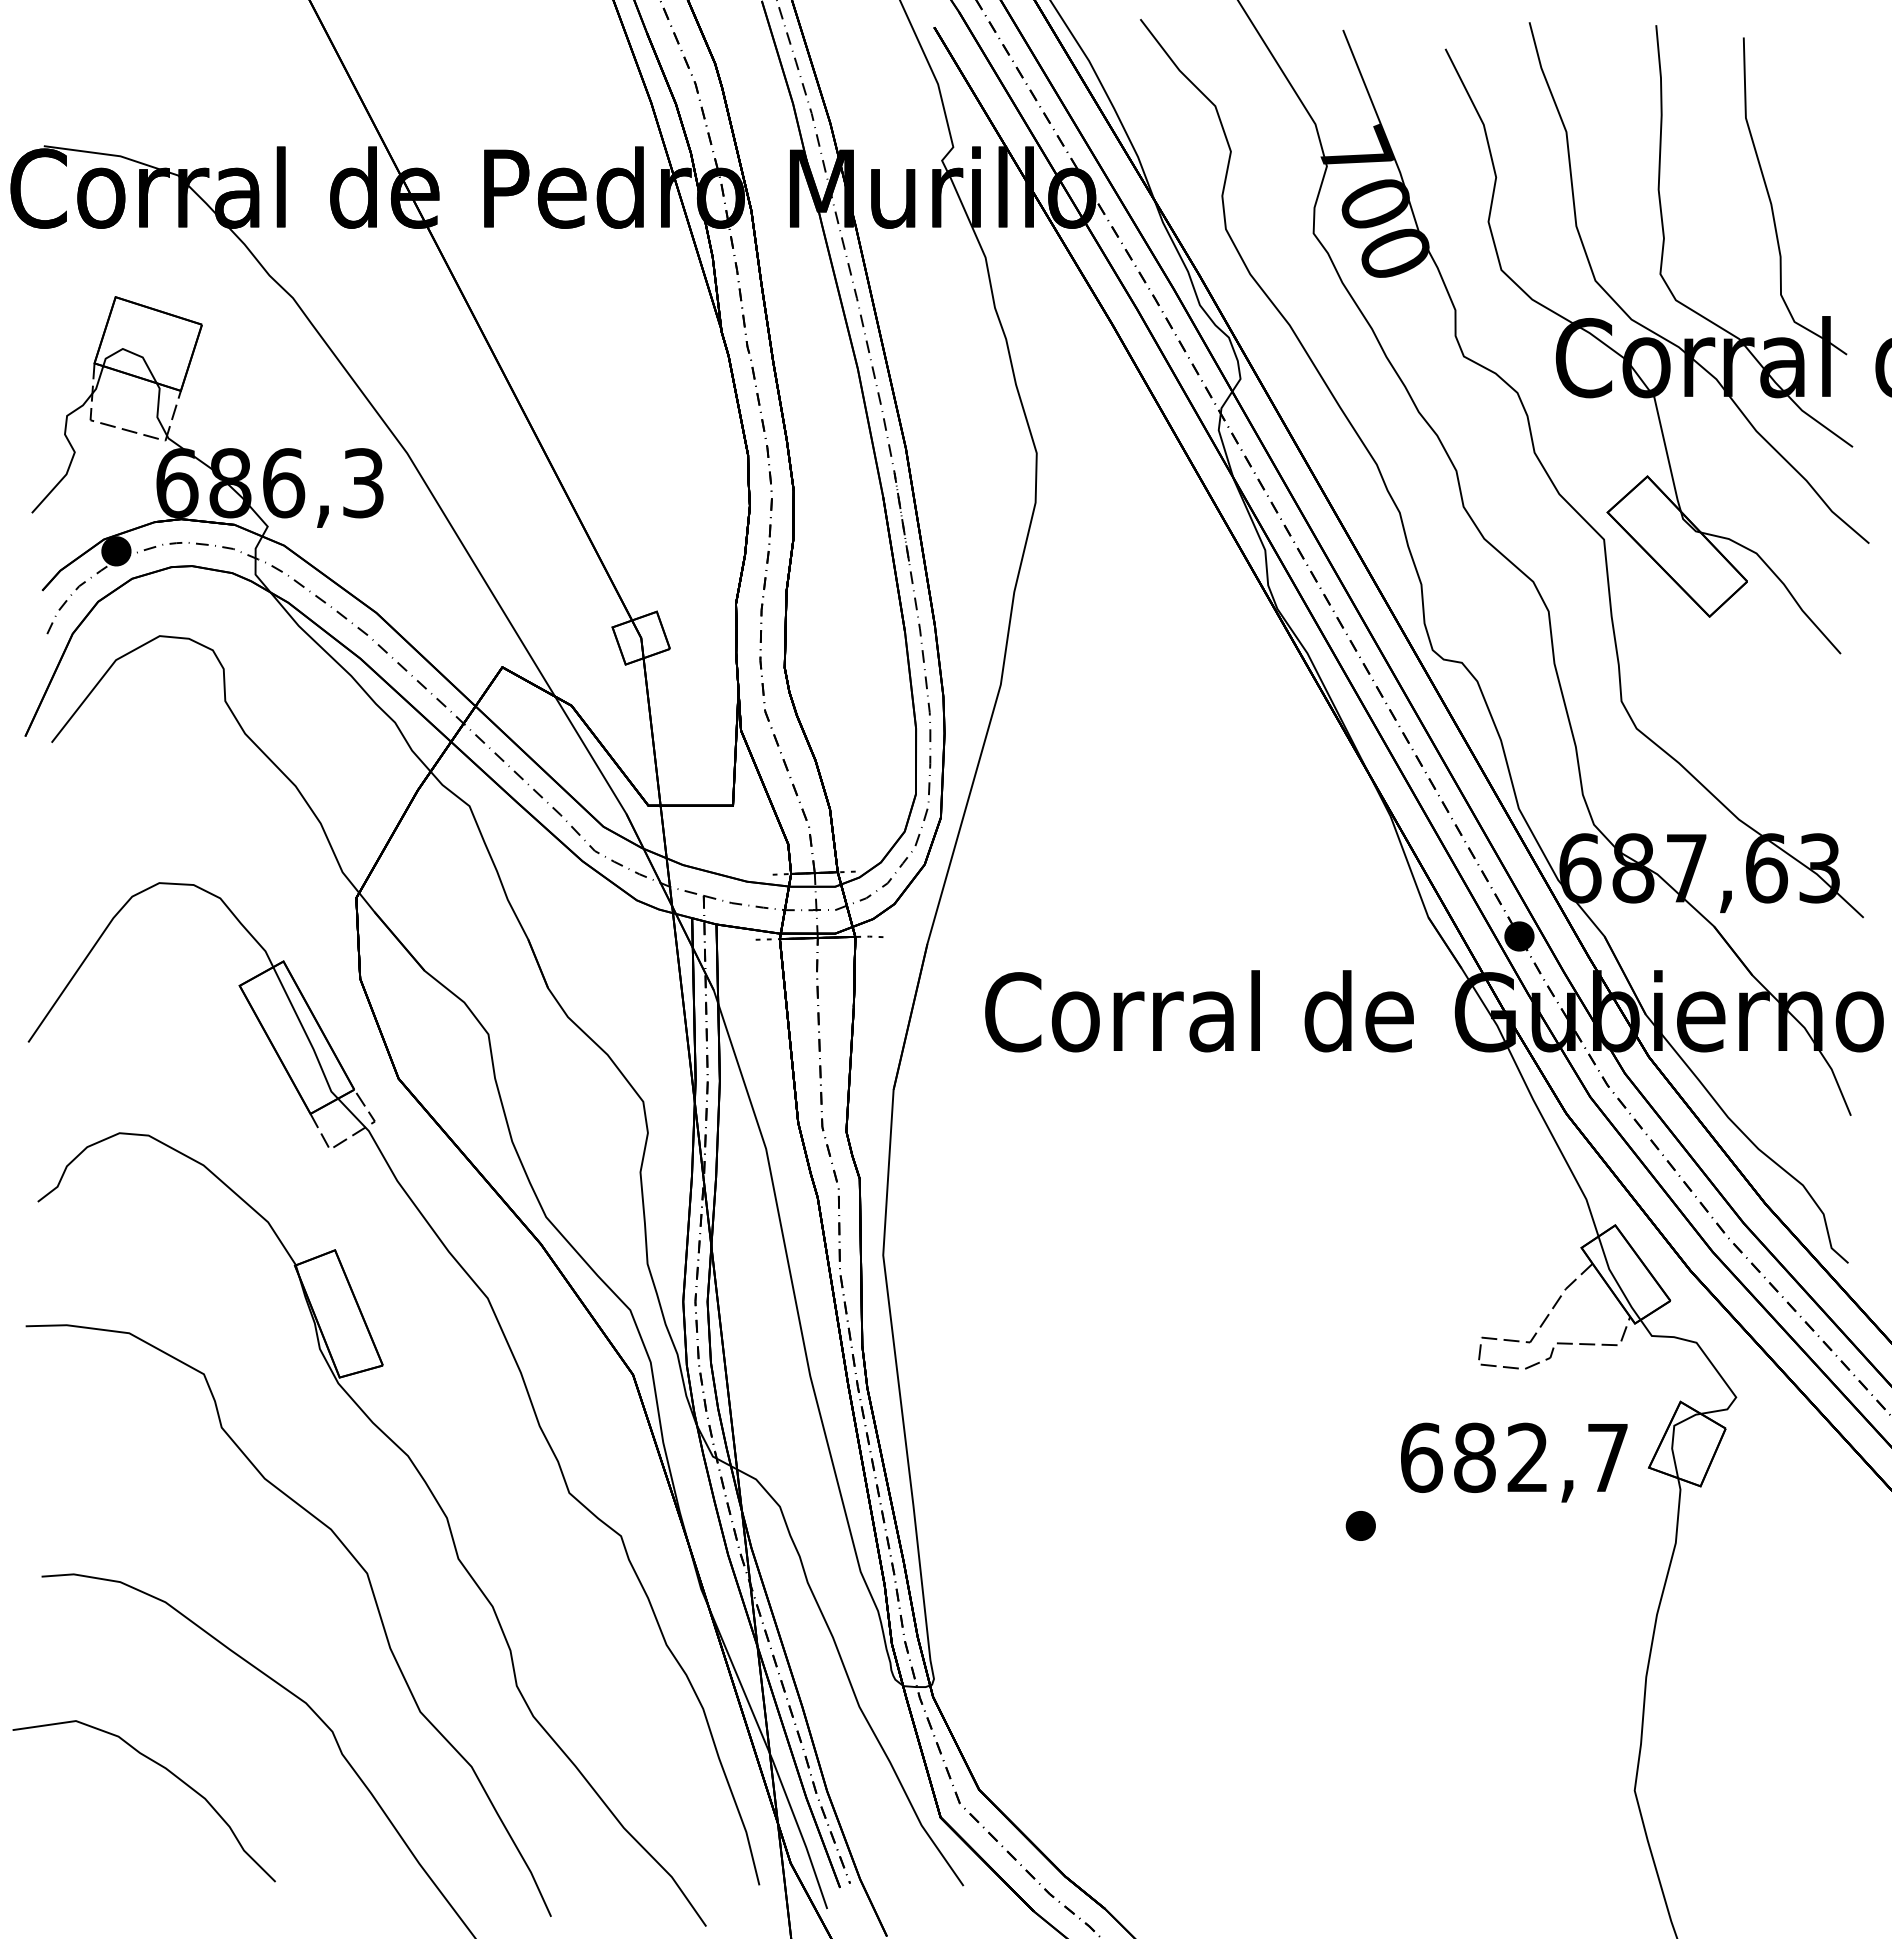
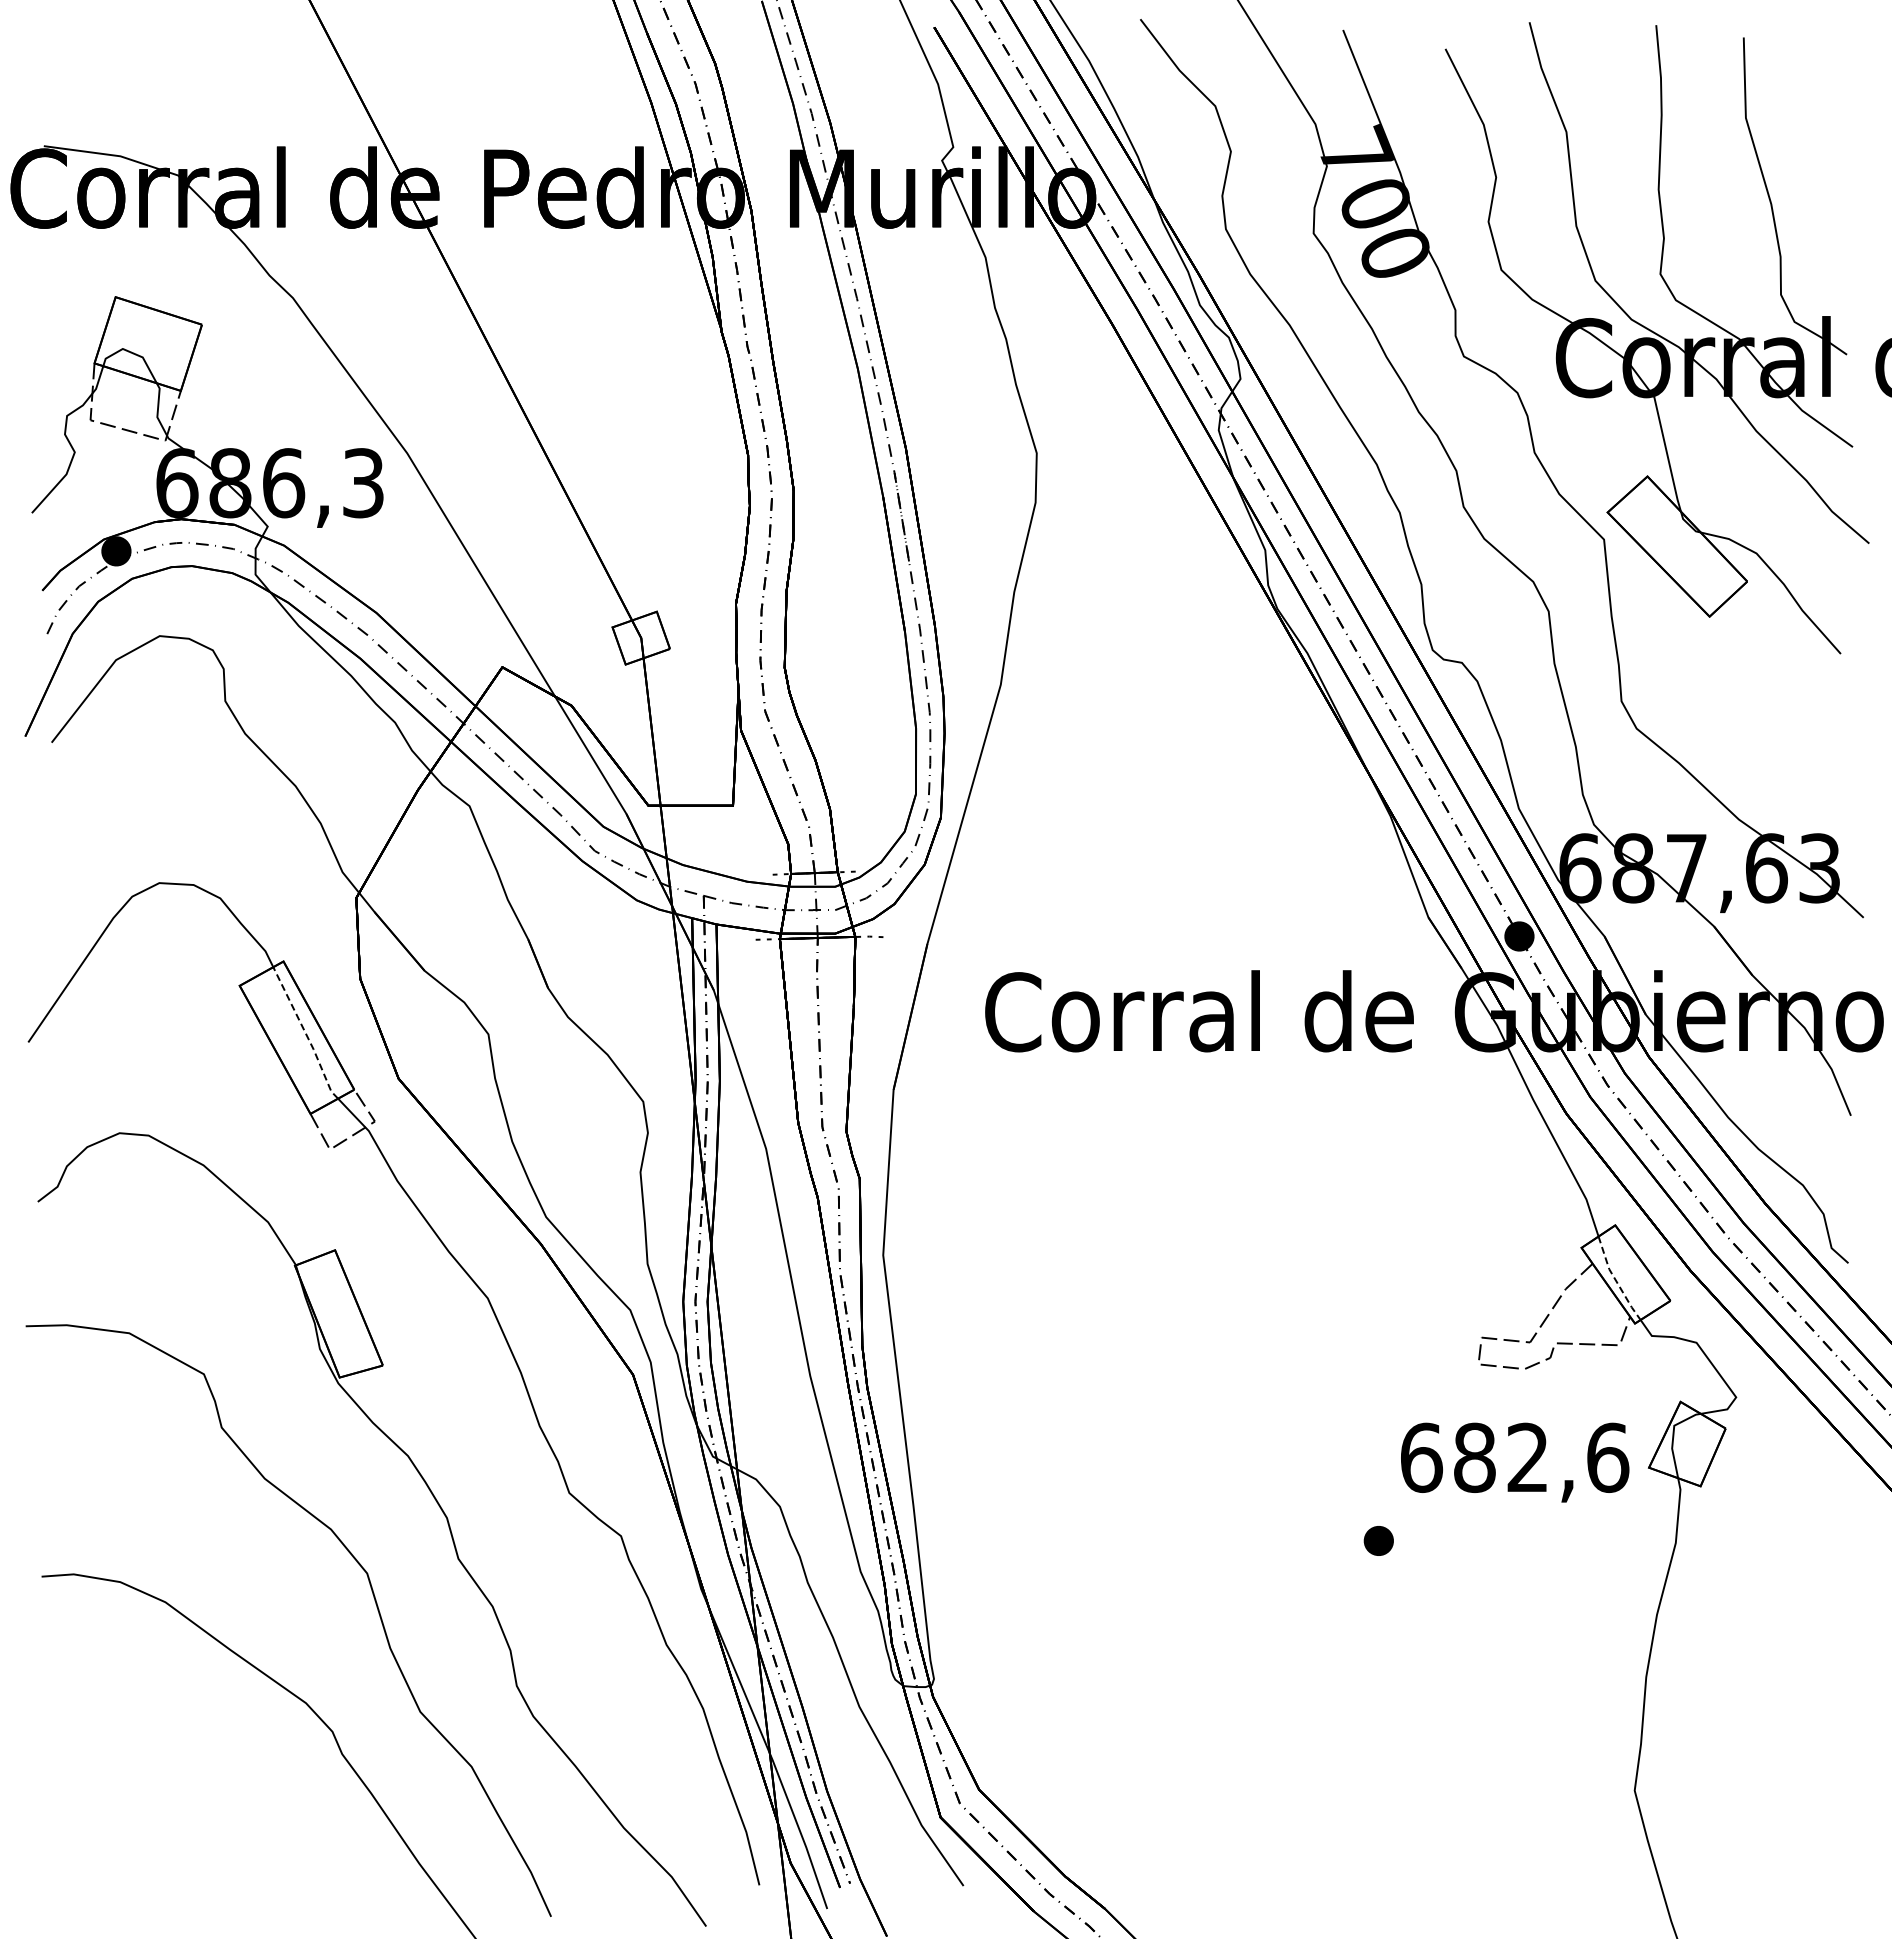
line: solid -> dashed (306, 1034)
line: solid -> dashed (1615, 1280)
text: 682,7 -> 682,6 (1608, 1457)
part position: (1360, 1525) -> (1378, 1540) (1378, 1540)
curve: present -> none (163, 1768)
